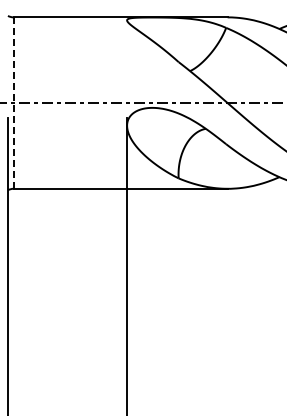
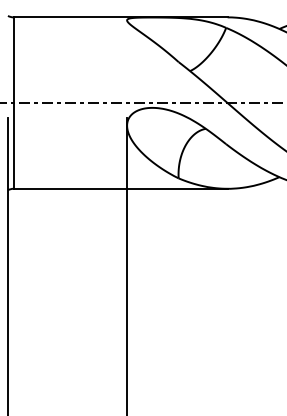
line: dashed -> solid (13, 103)
